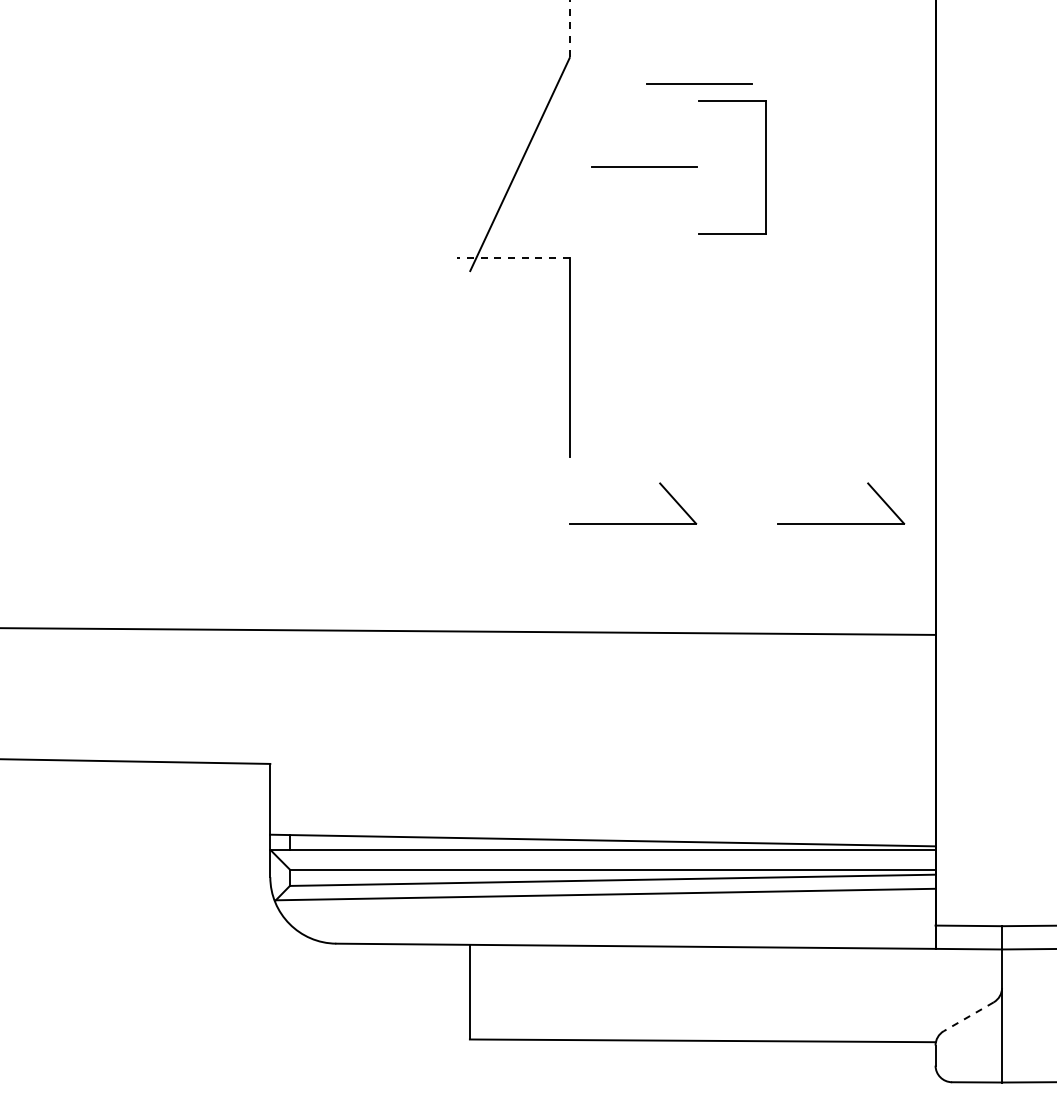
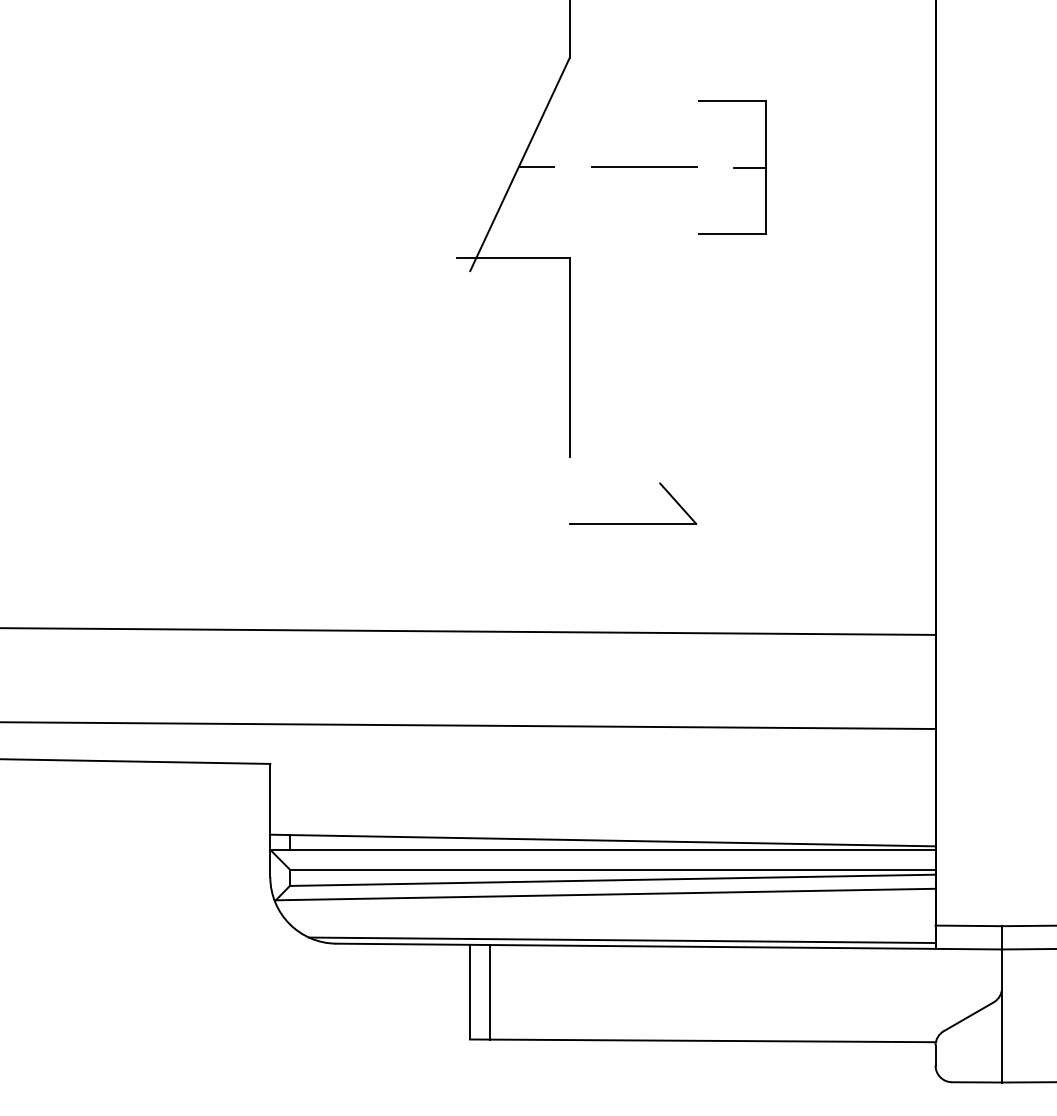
line: dashed -> solid (569, 29)
line: present -> none (699, 83)
line: none -> present (535, 167)
line: none -> present (749, 167)
line: dashed -> solid (513, 257)
part: present -> none (841, 523)
line: none -> present (468, 725)
line: none -> present (622, 940)
line: none -> present (489, 992)
line: dashed -> solid (968, 1016)
